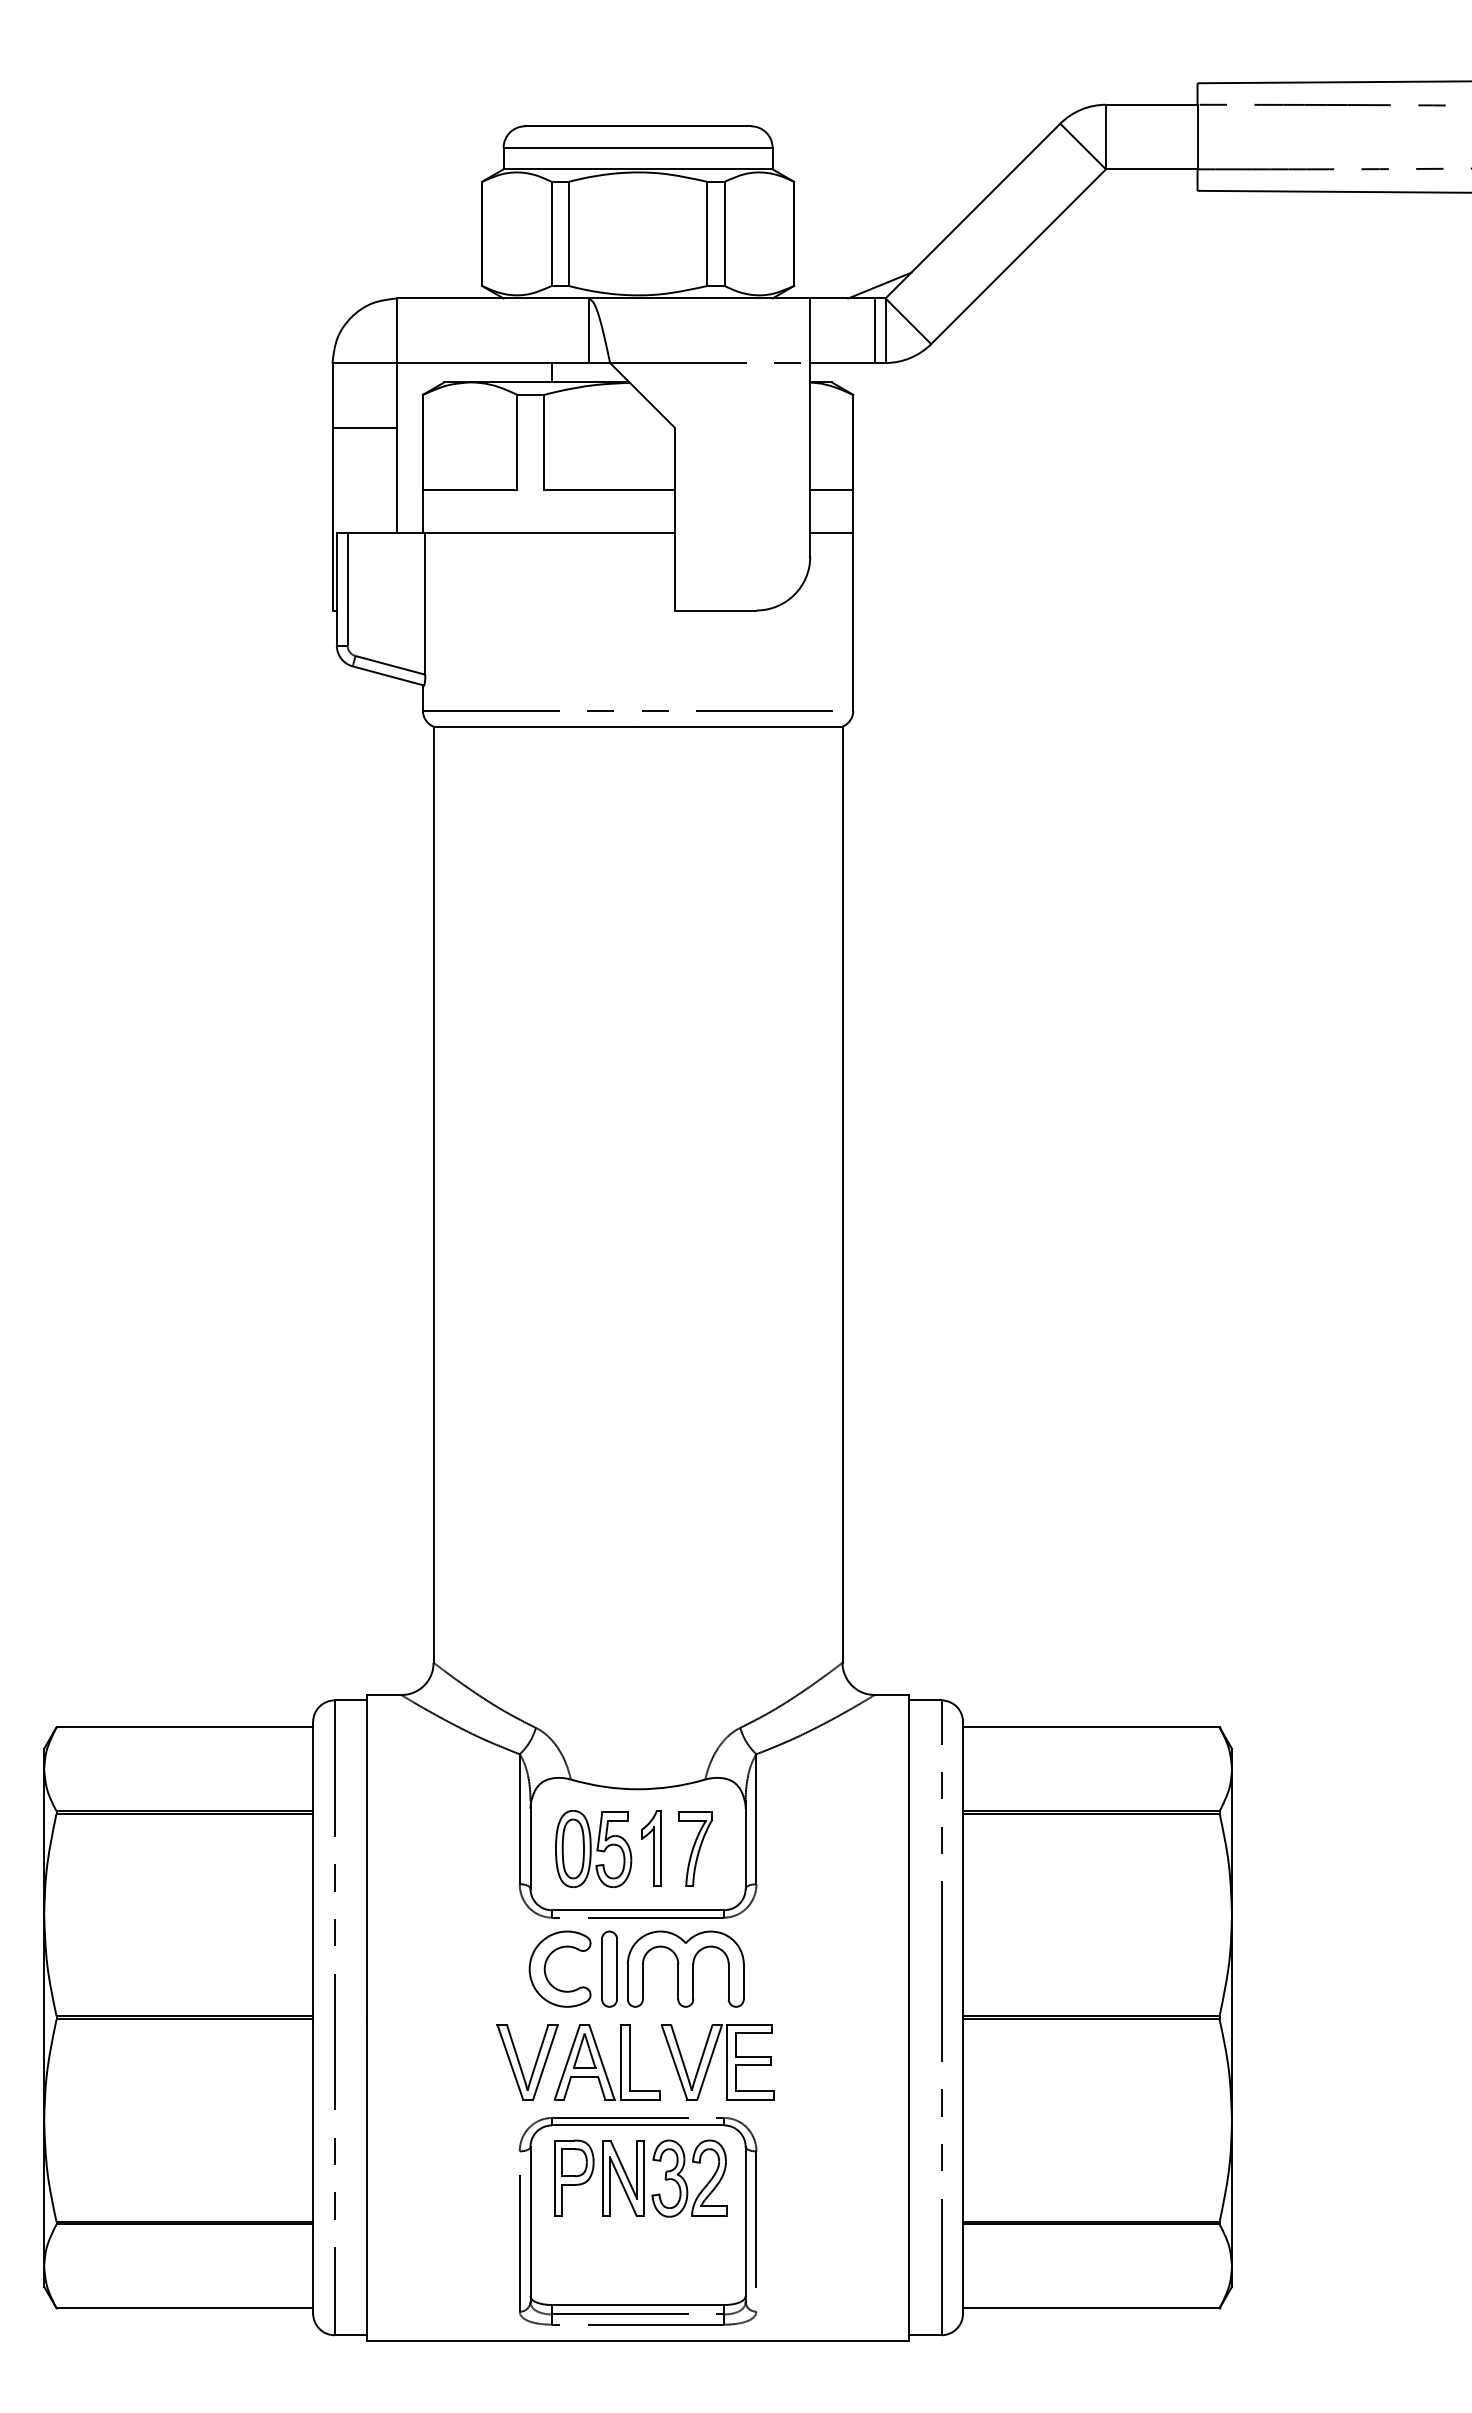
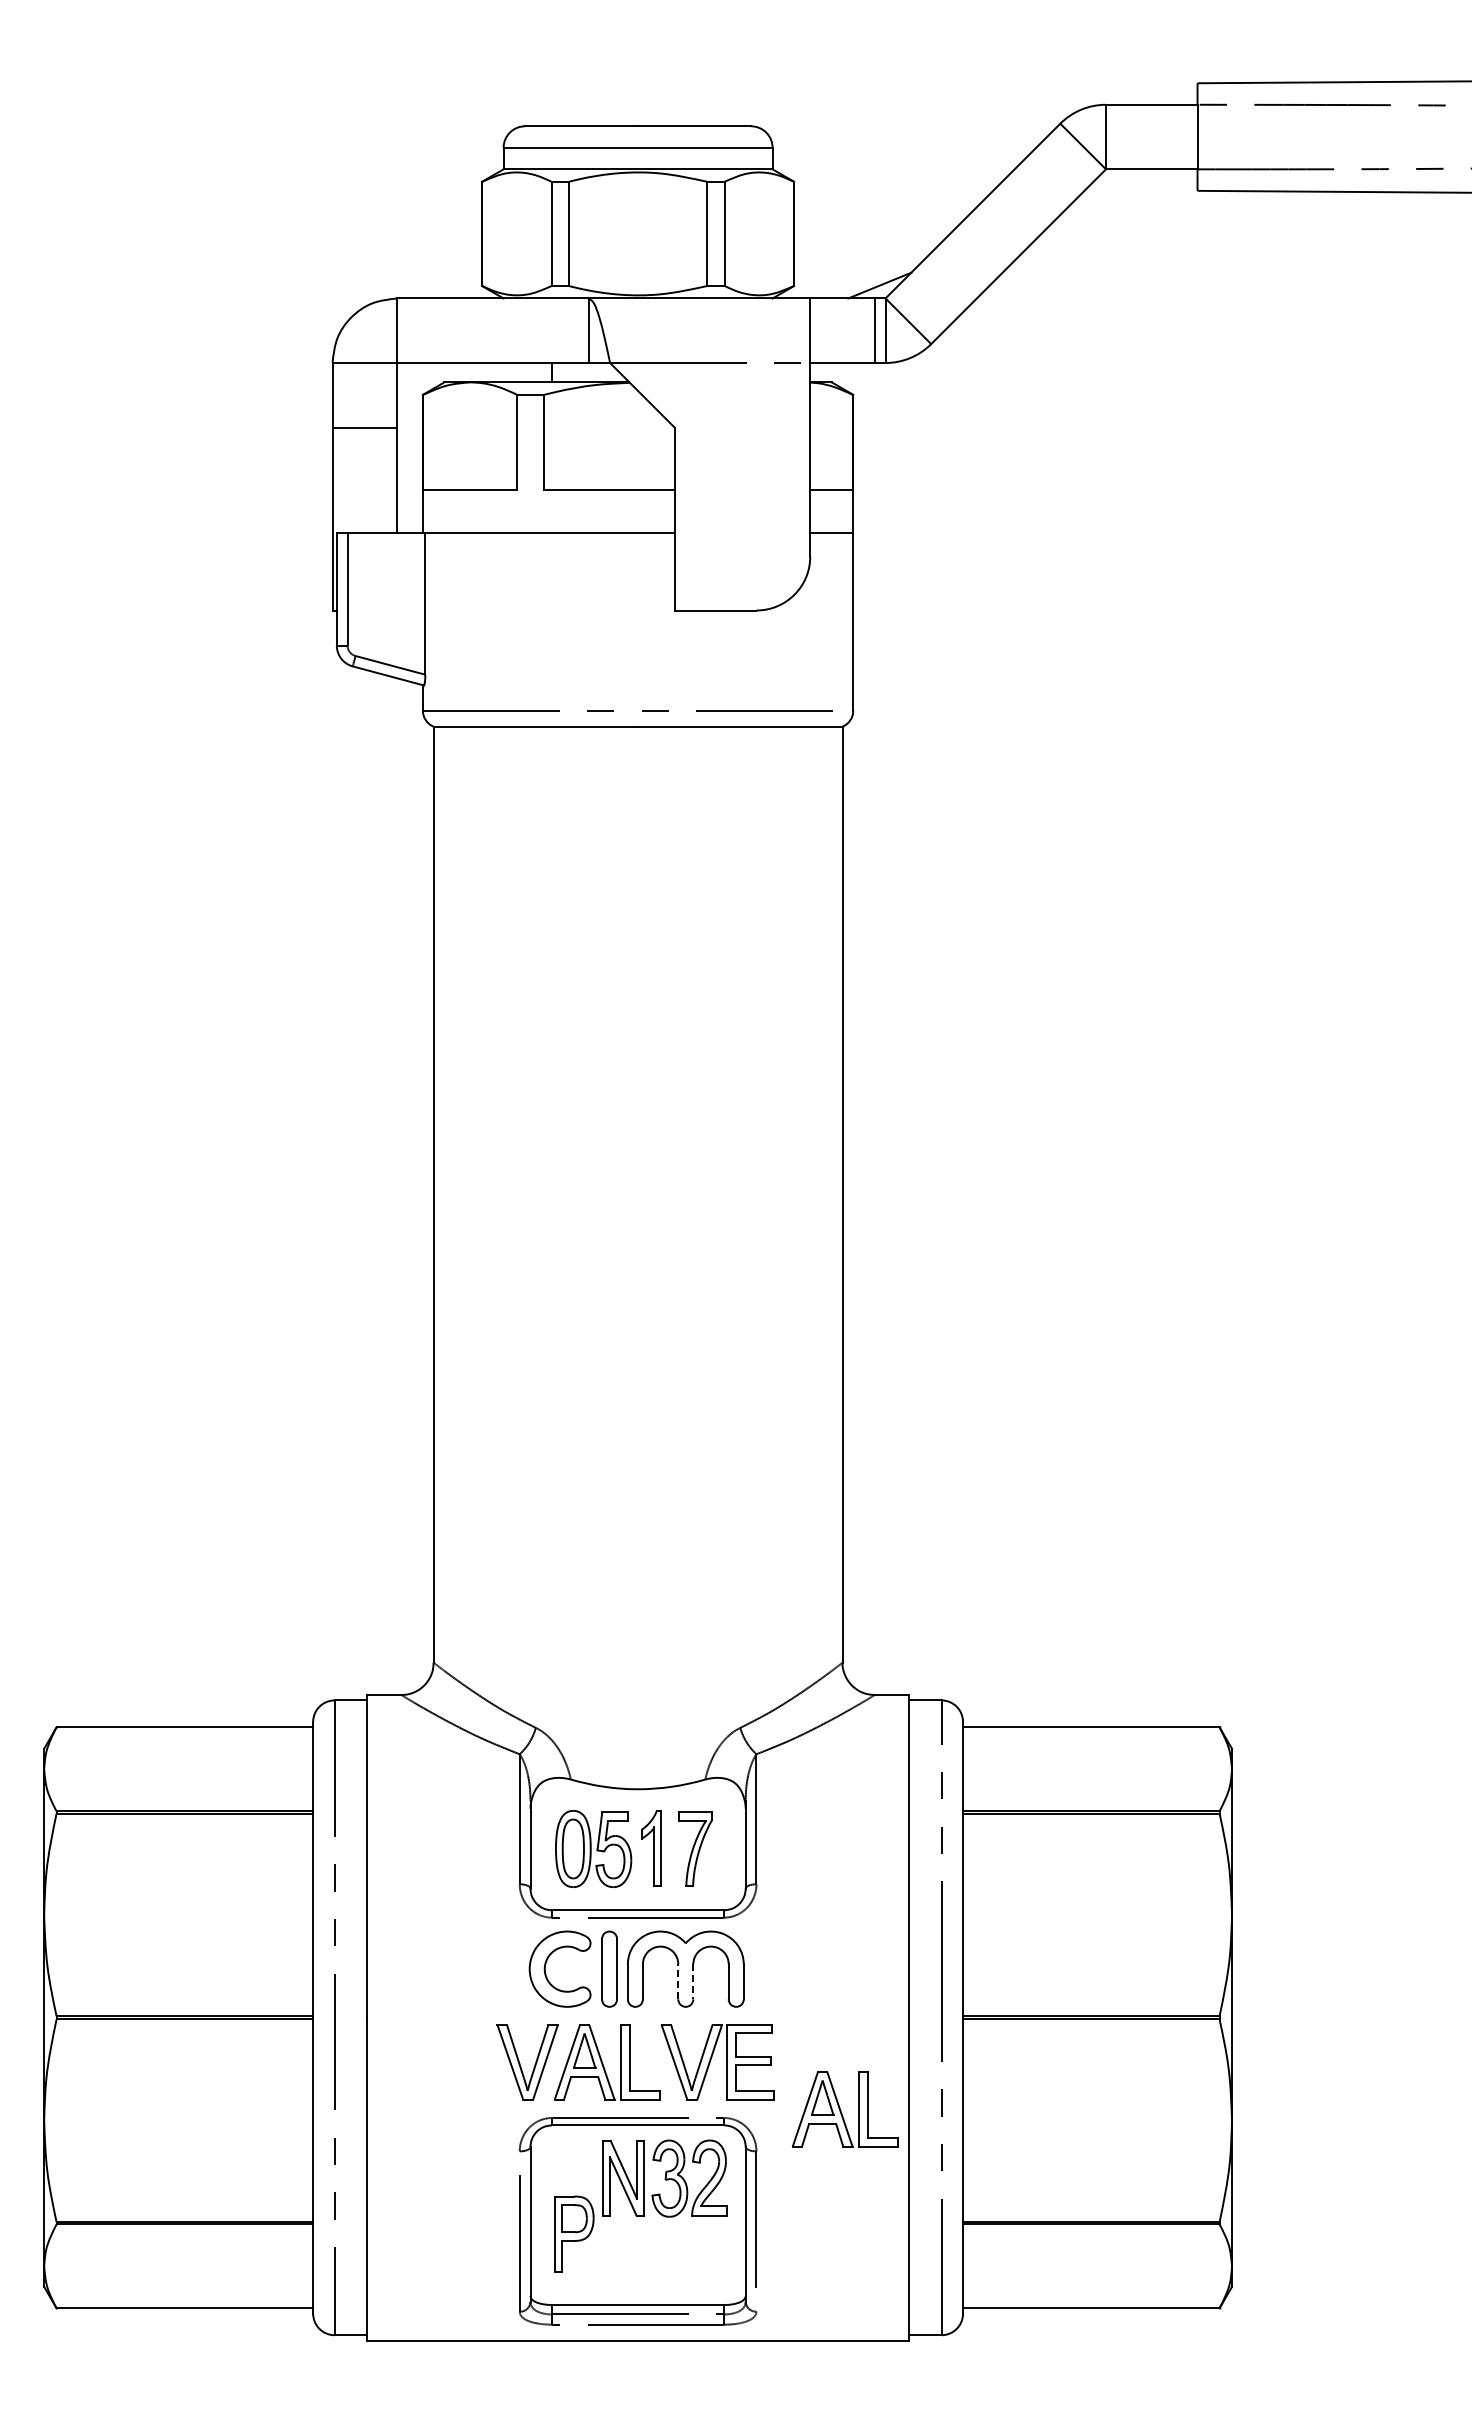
line: solid -> dashed (678, 1981)
line: solid -> dashed (693, 1981)
part: none -> present (844, 2109)
part position: (574, 2177) -> (574, 2233) (574, 2233)
